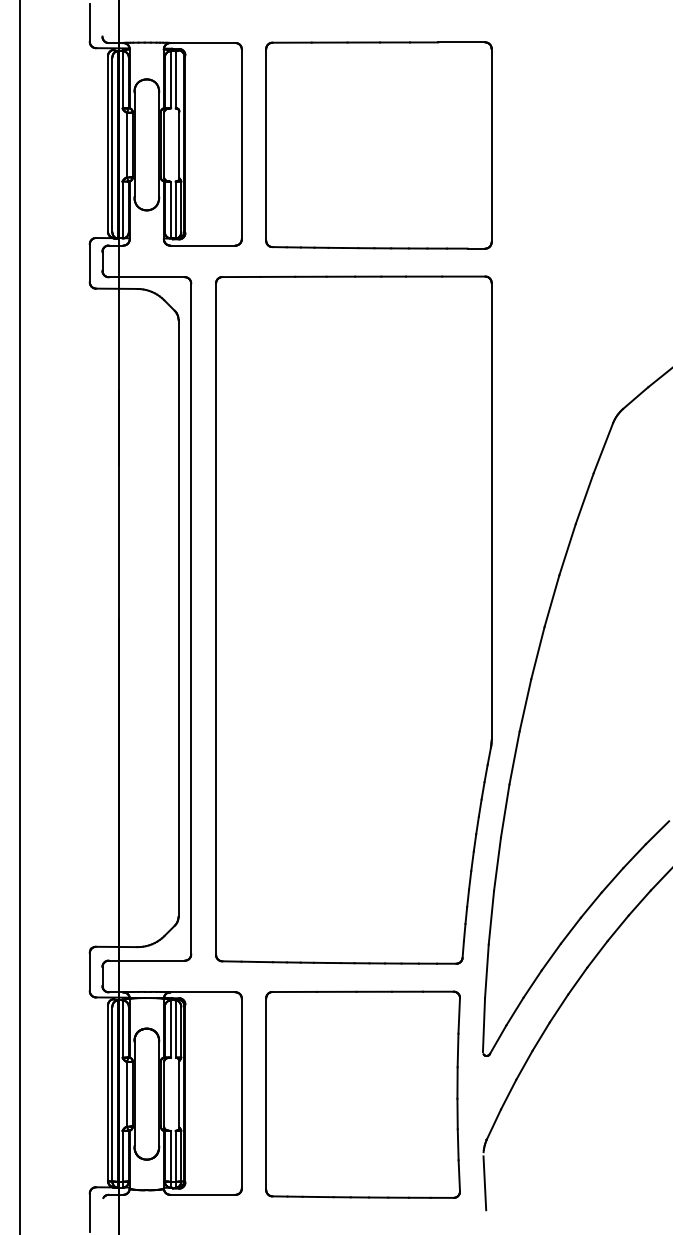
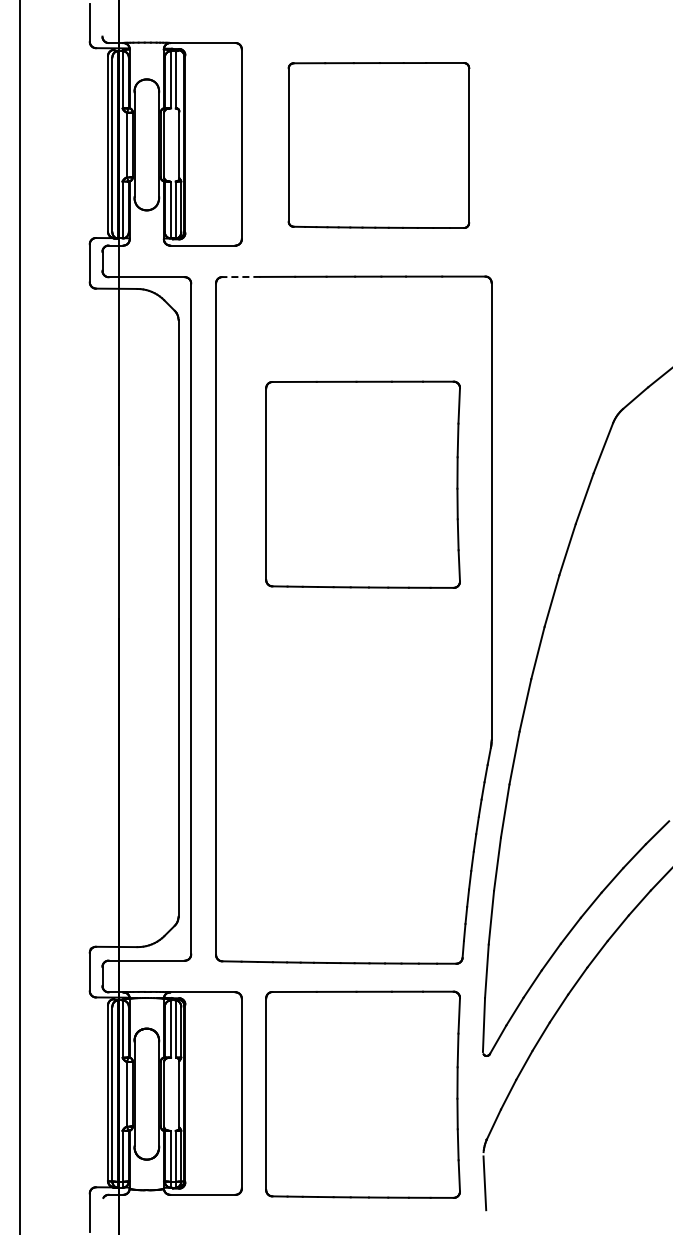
part size: 228x209 px -> 184x167 px (378, 145)
line: solid -> dashed (241, 277)
part: none -> present (362, 484)
